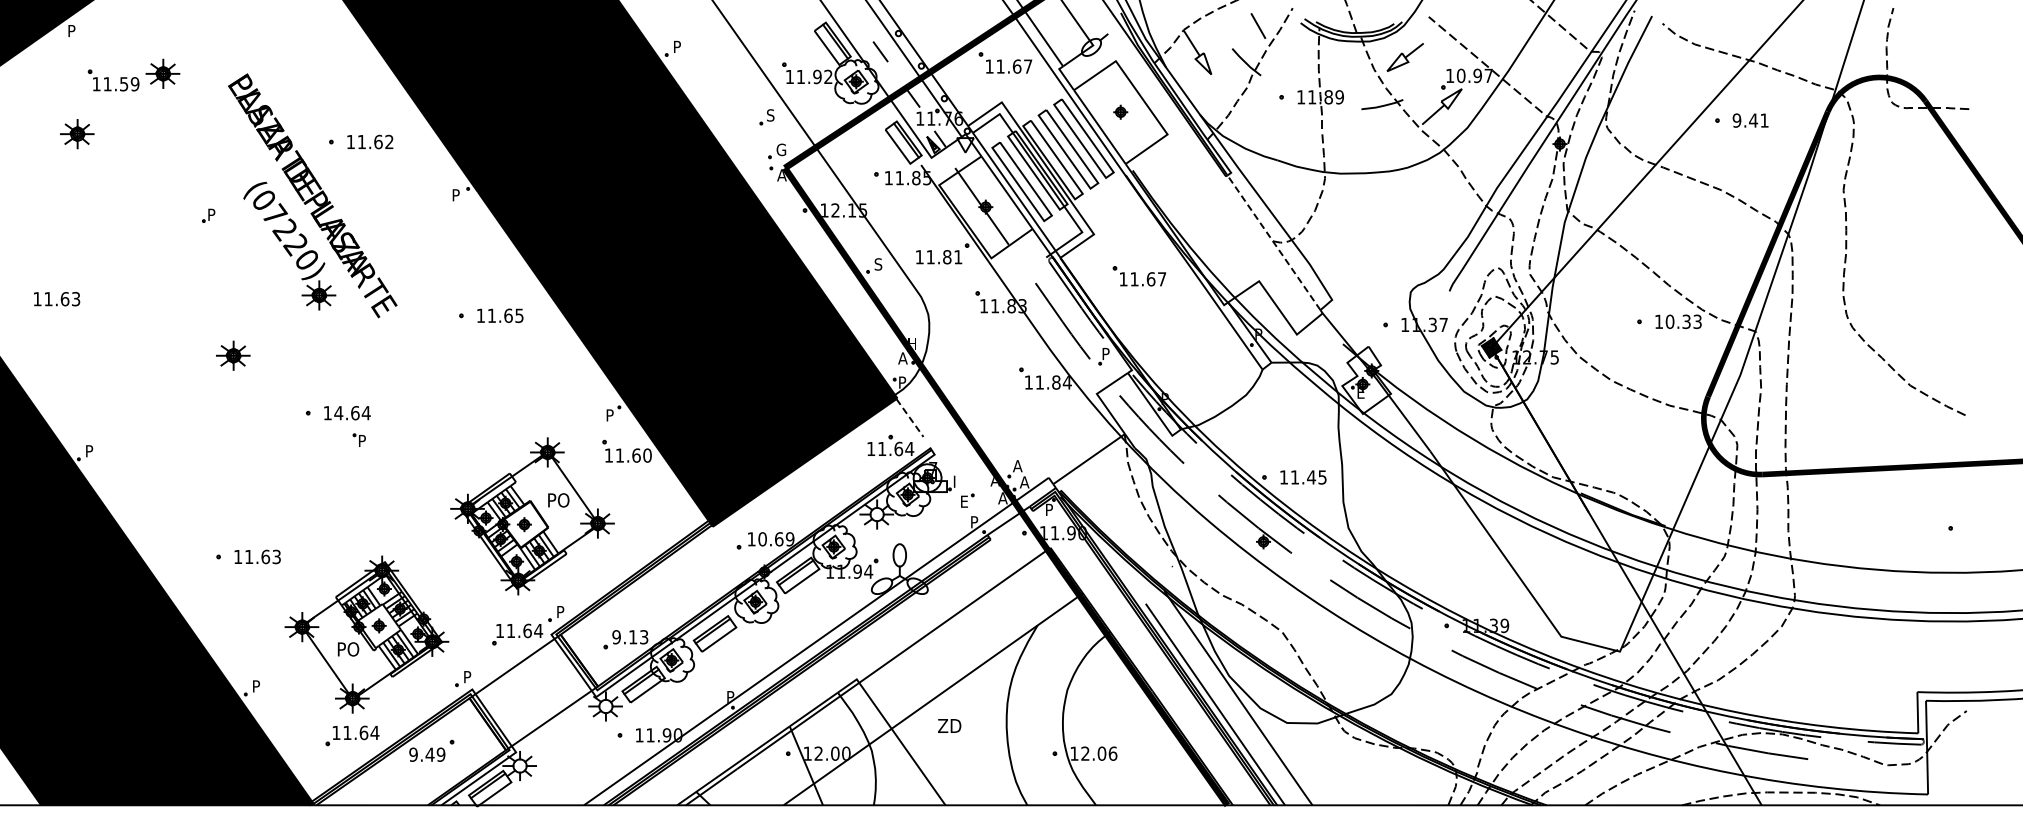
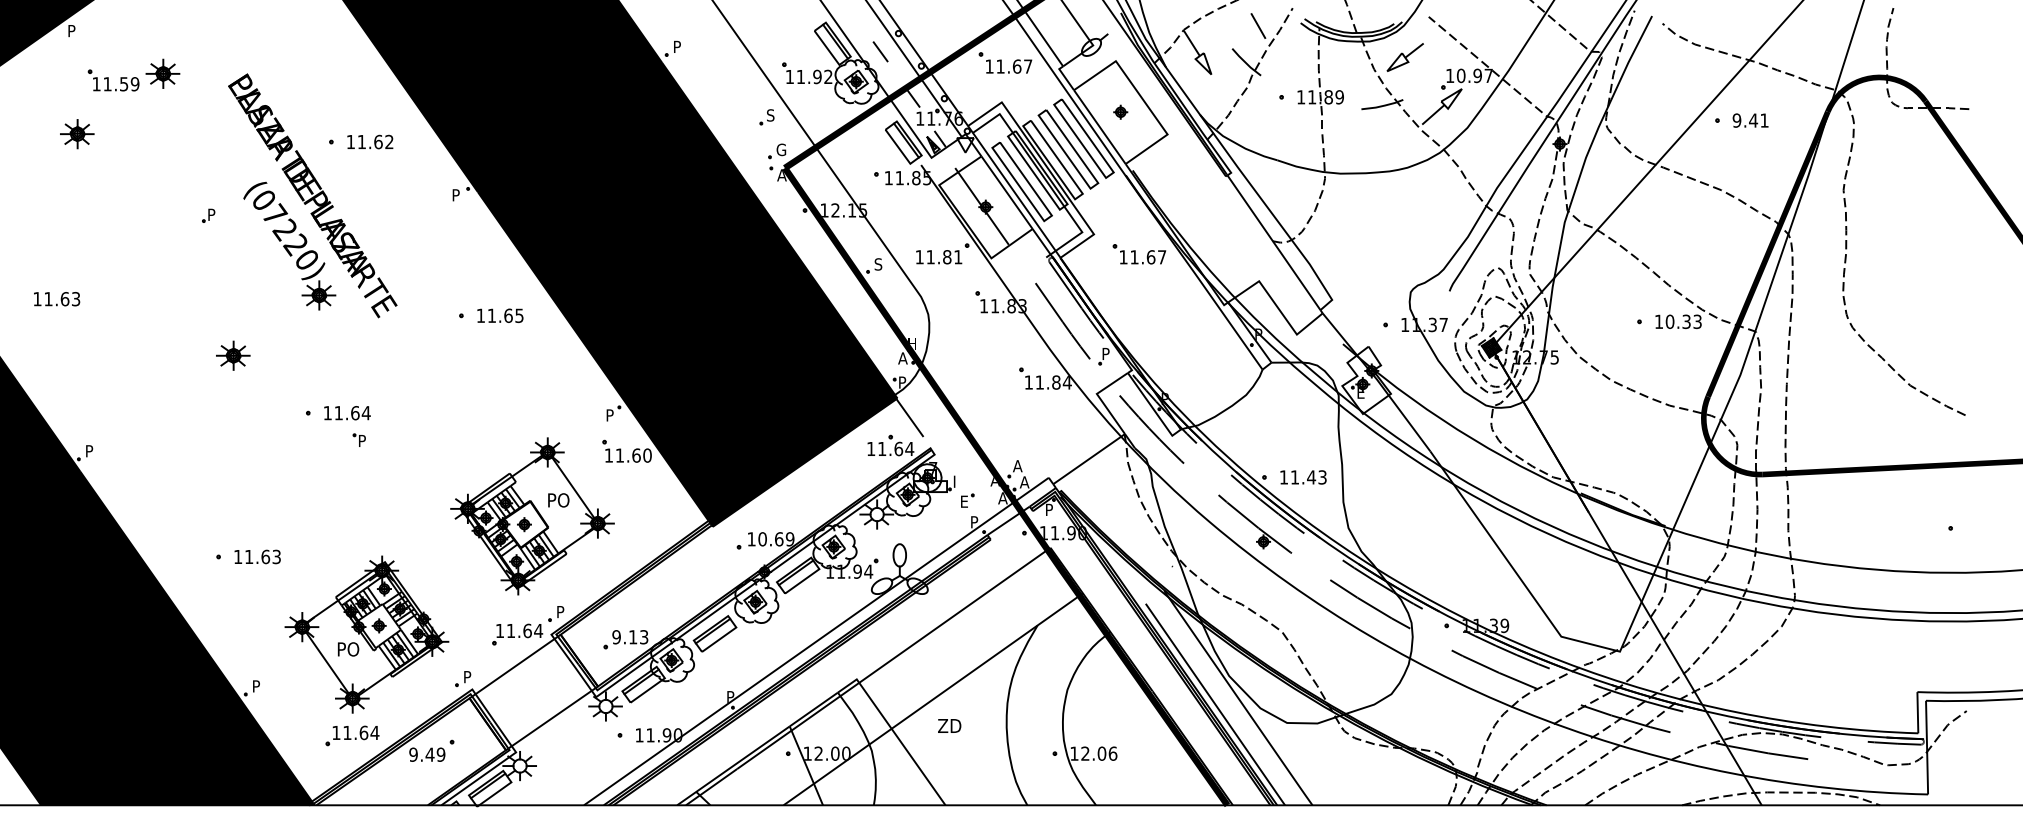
line: dashed -> solid (1273, 242)
part position: (1139, 276) -> (1139, 254) (1139, 254)
text: 14.64 -> 11.64 (338, 413)
line: dashed -> solid (910, 418)
text: 11.45 -> 11.43 (1322, 476)
